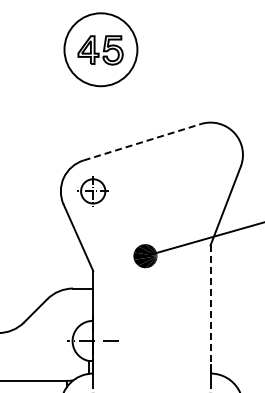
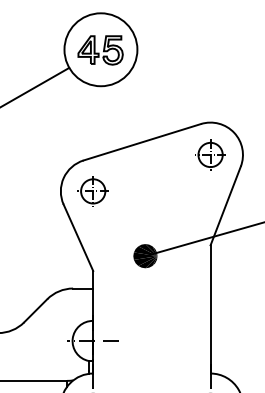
line: none -> present (35, 86)
line: dashed -> solid (142, 142)
part: none -> present (210, 154)
line: dashed -> solid (210, 309)
